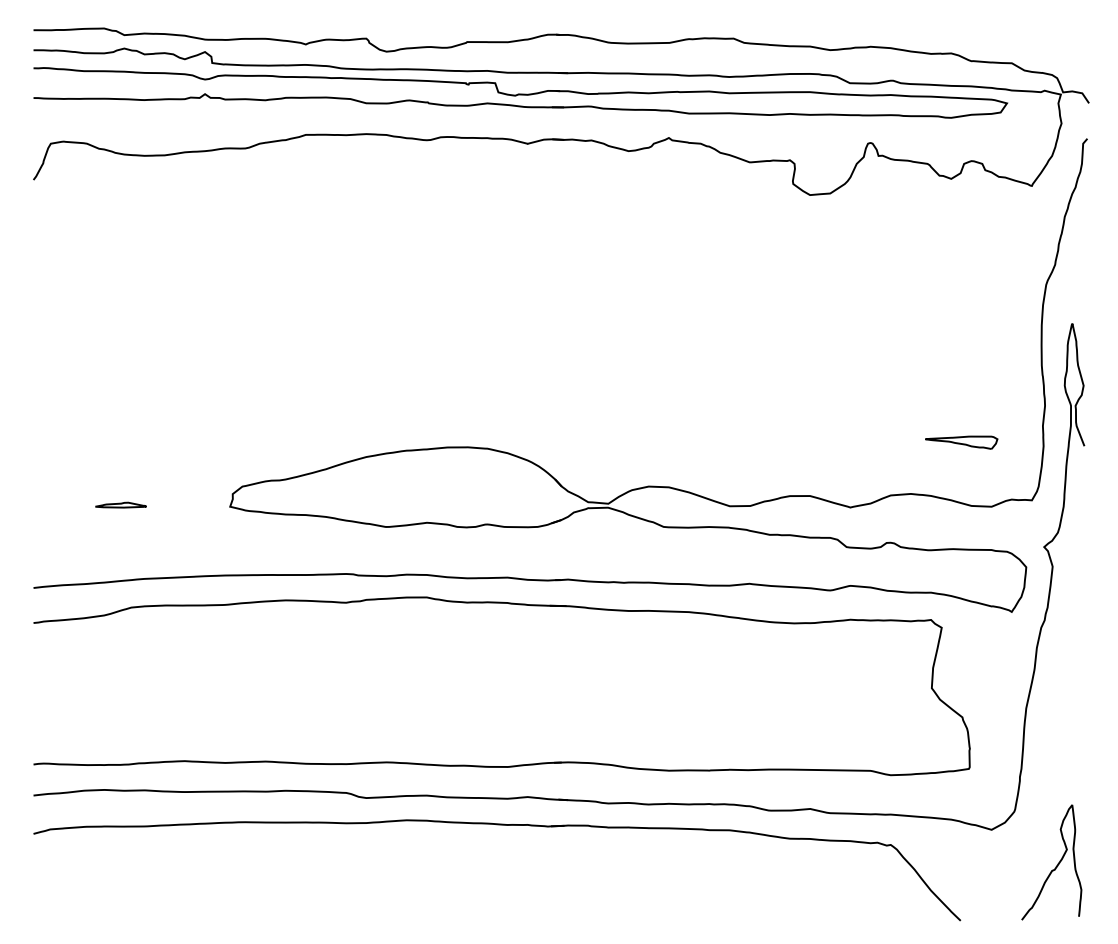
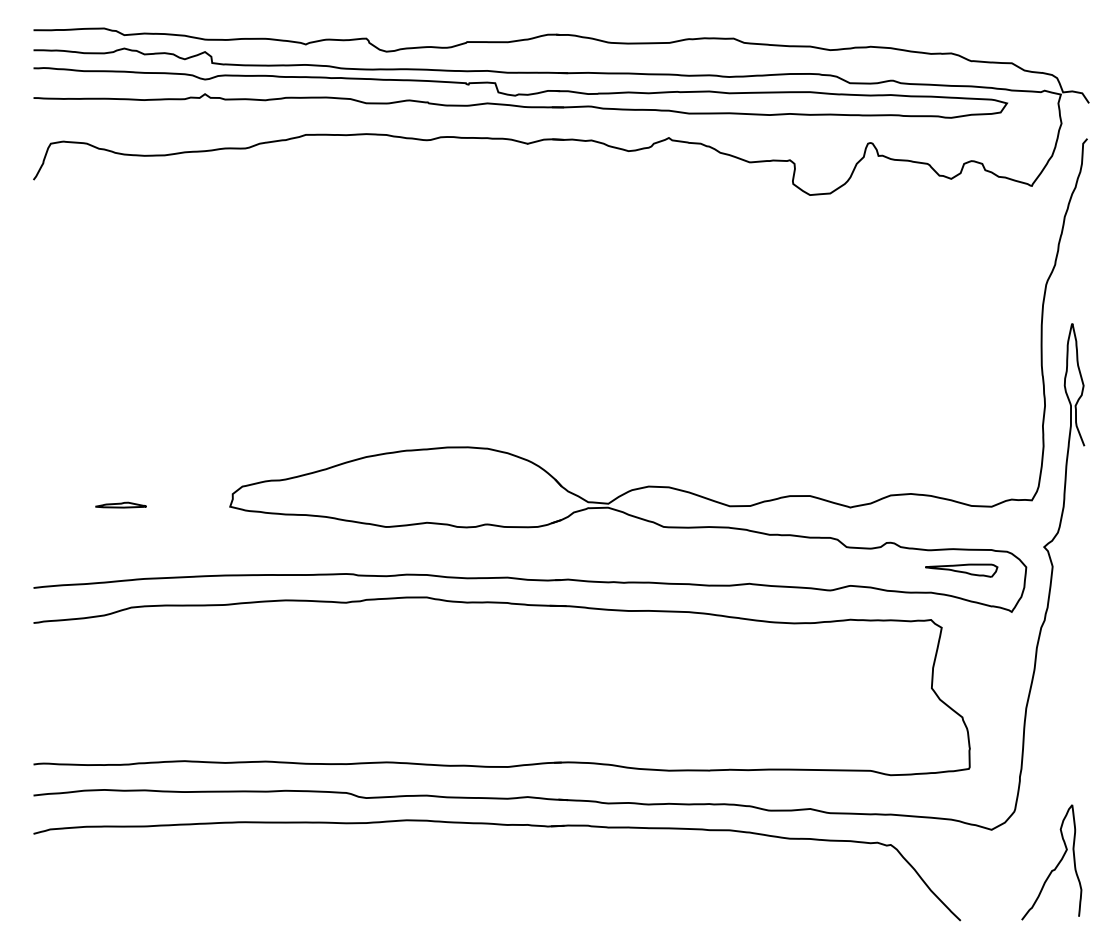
part position: (961, 442) -> (961, 570) (961, 570)
